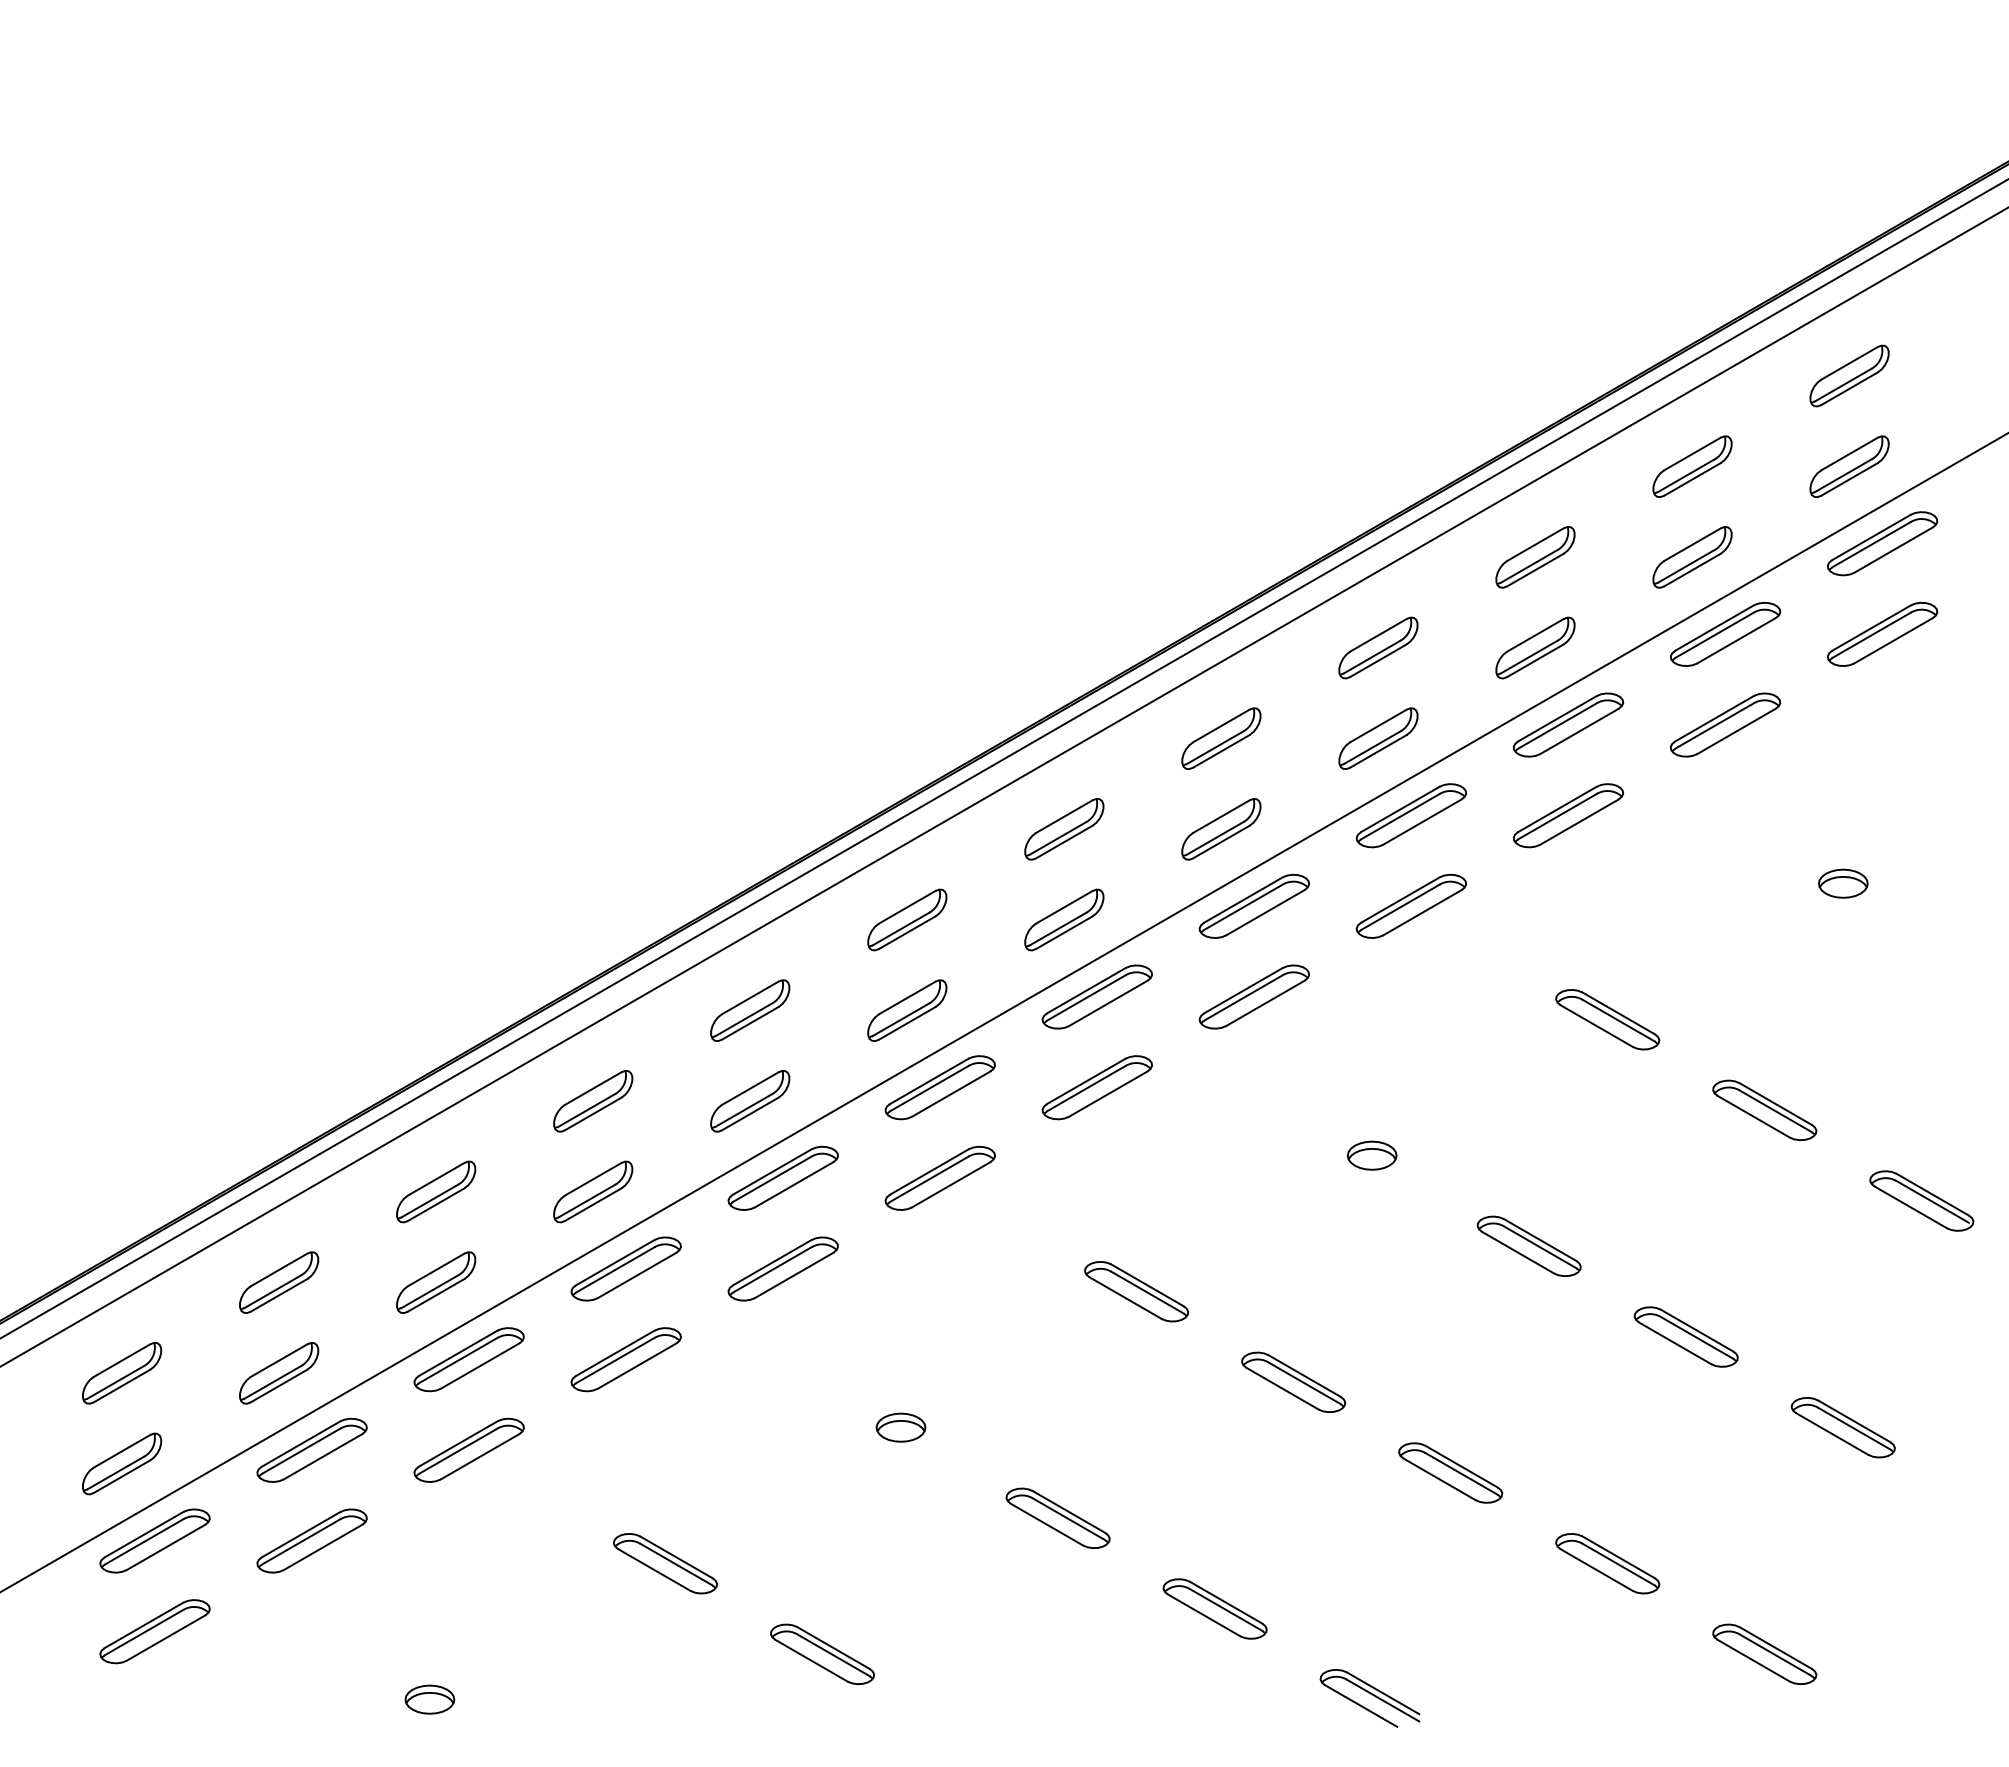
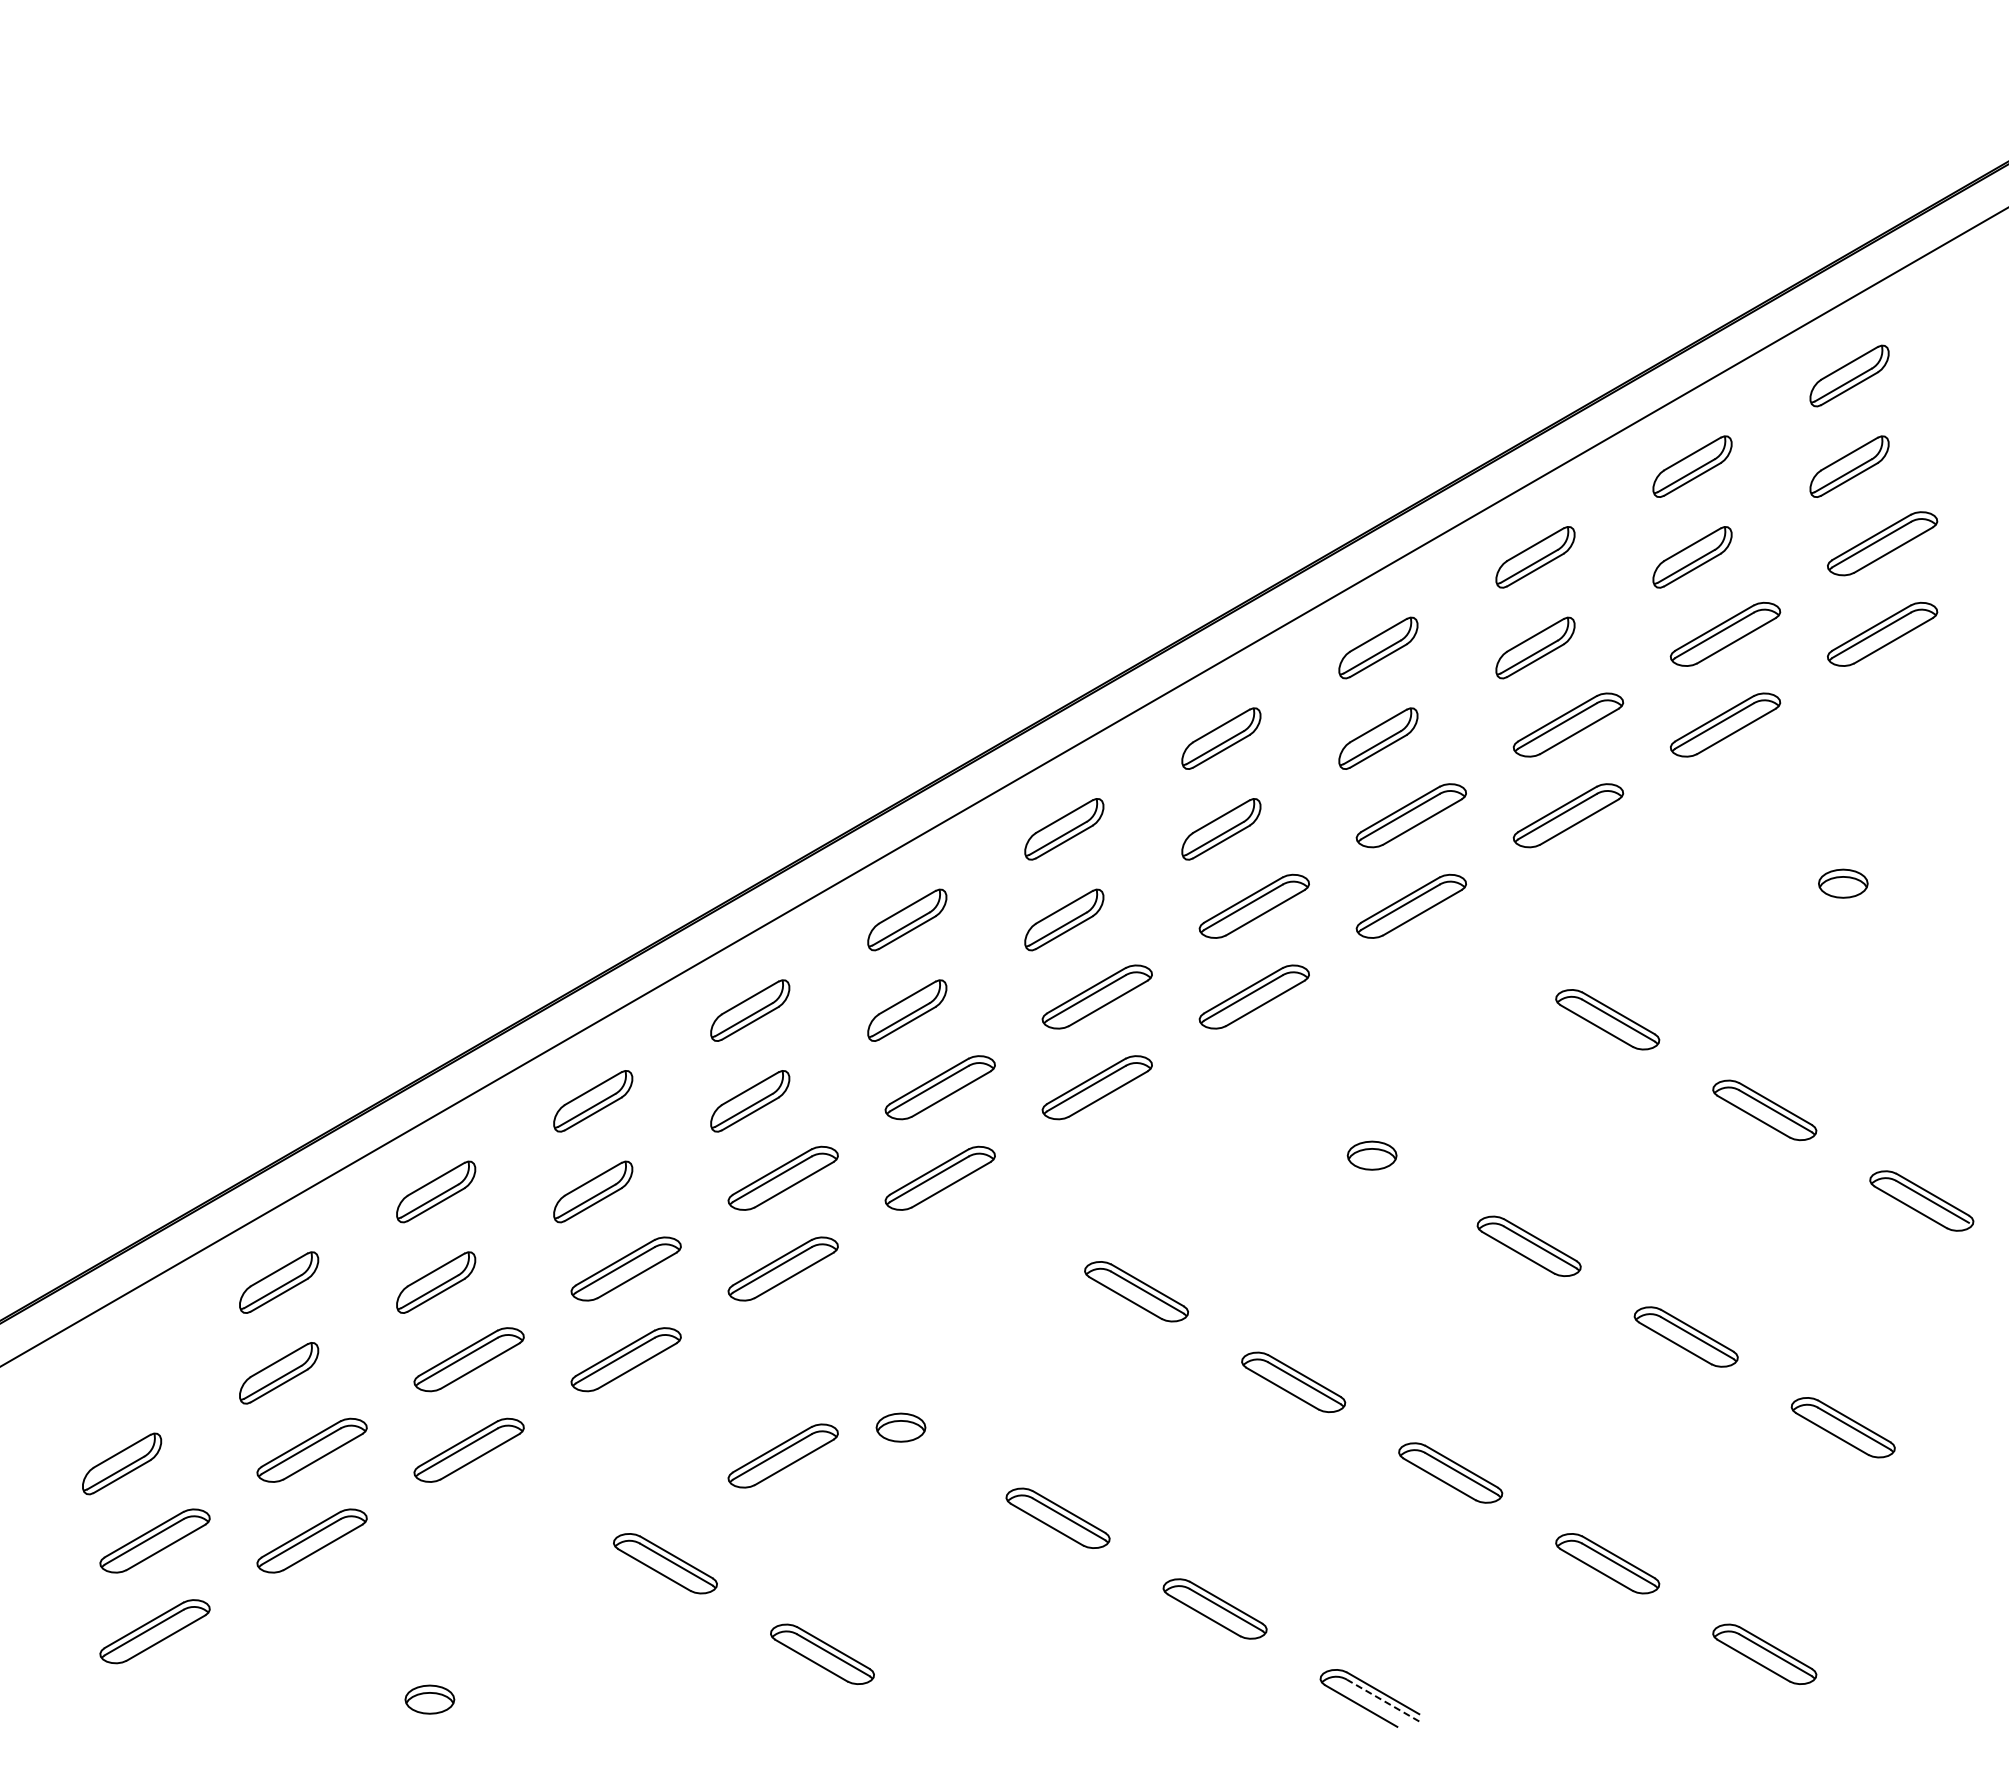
line: present -> none (1003, 758)
line: present -> none (1003, 1012)
part: present -> none (122, 1373)
part: none -> present (782, 1455)
line: solid -> dashed (1383, 1700)
